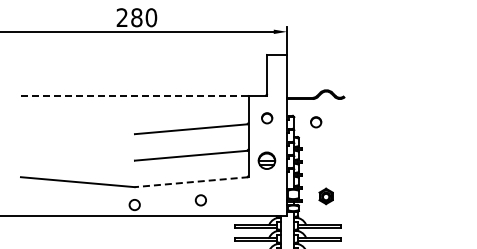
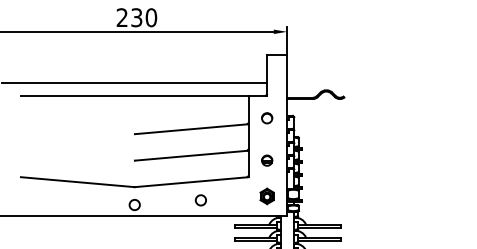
text: 280 -> 230 (136, 17)
line: none -> present (134, 82)
line: dashed -> solid (134, 95)
circle: present -> none (316, 122)
part size: 20x19 px -> 13x13 px (267, 160)
line: dashed -> solid (191, 182)
part position: (325, 196) -> (266, 196) (266, 196)
